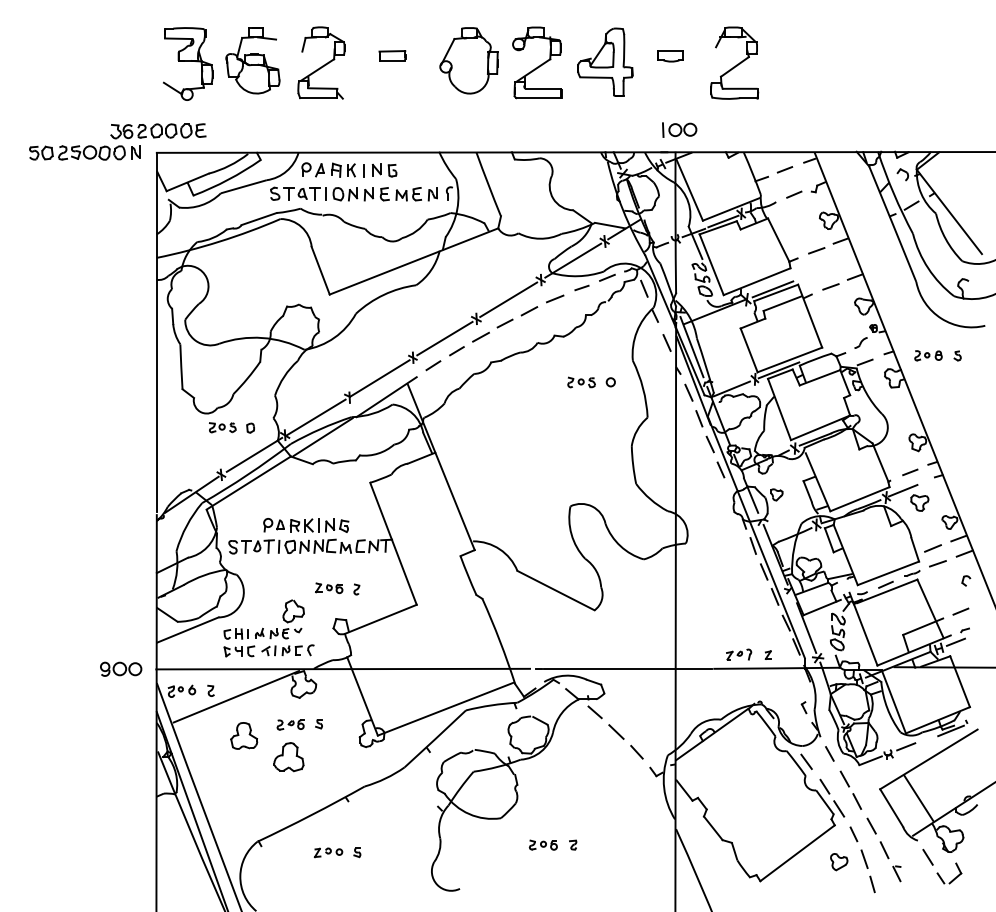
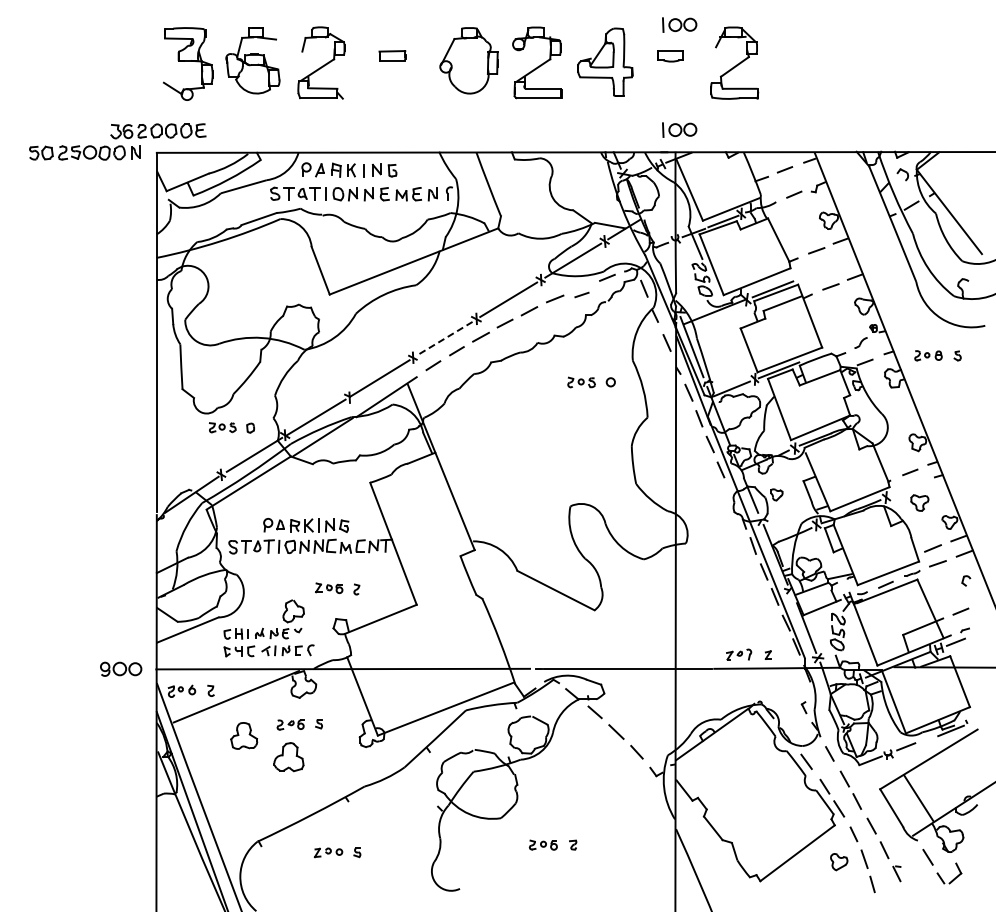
part: none -> present (679, 24)
line position: (581, 287) -> (581, 294) (581, 294)
line: solid -> dashed (444, 338)
line: present -> none (902, 490)
